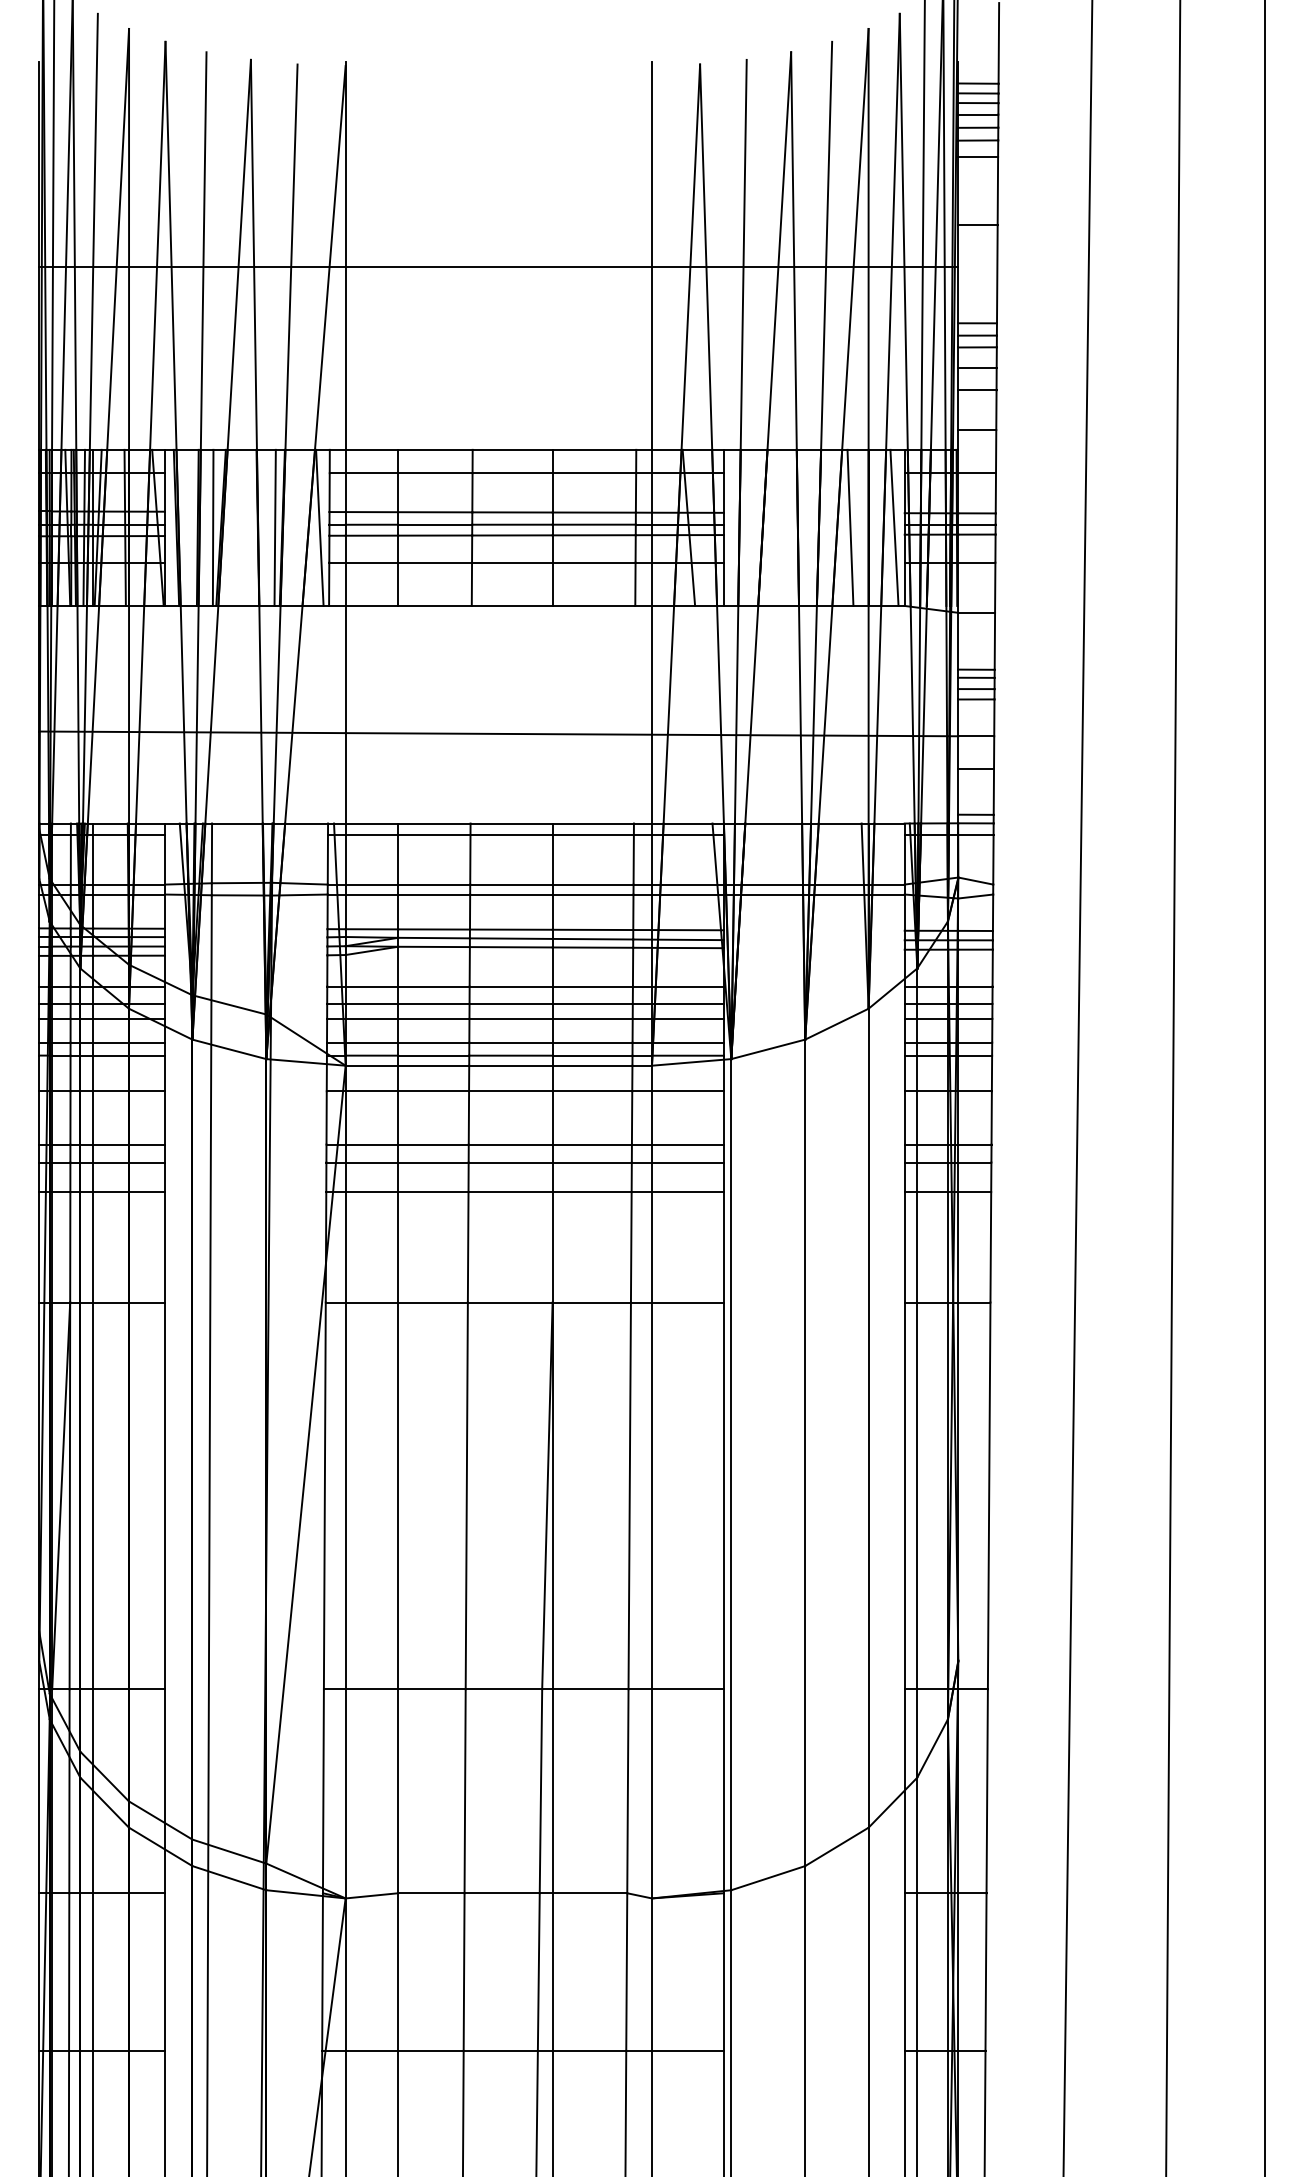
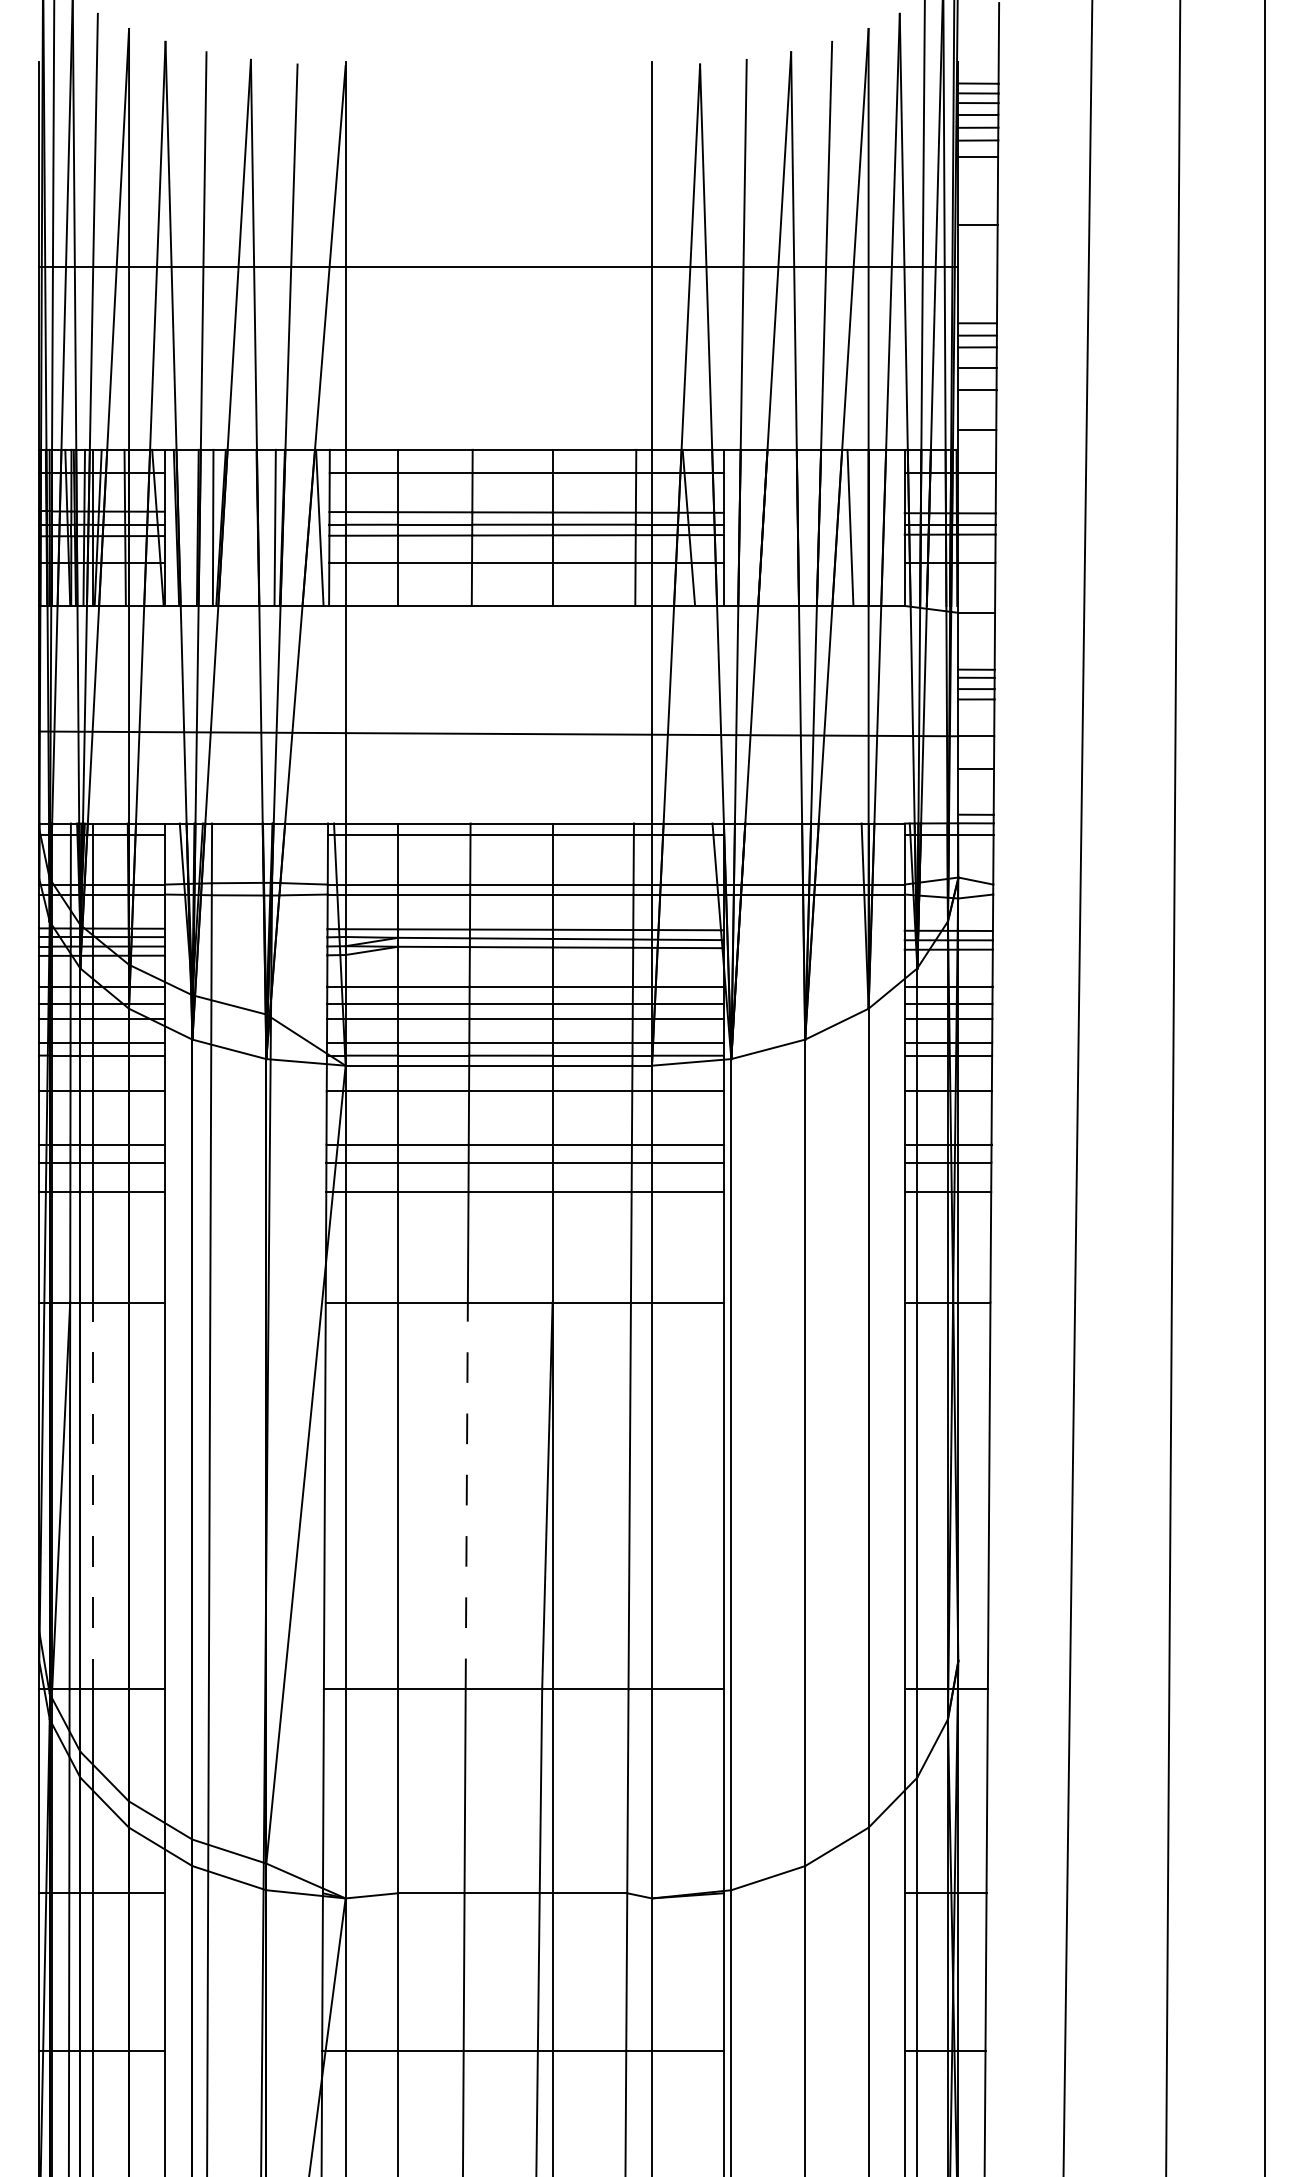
line: present -> none (894, 527)
line: solid -> dashed (93, 1495)
line: solid -> dashed (466, 1495)
